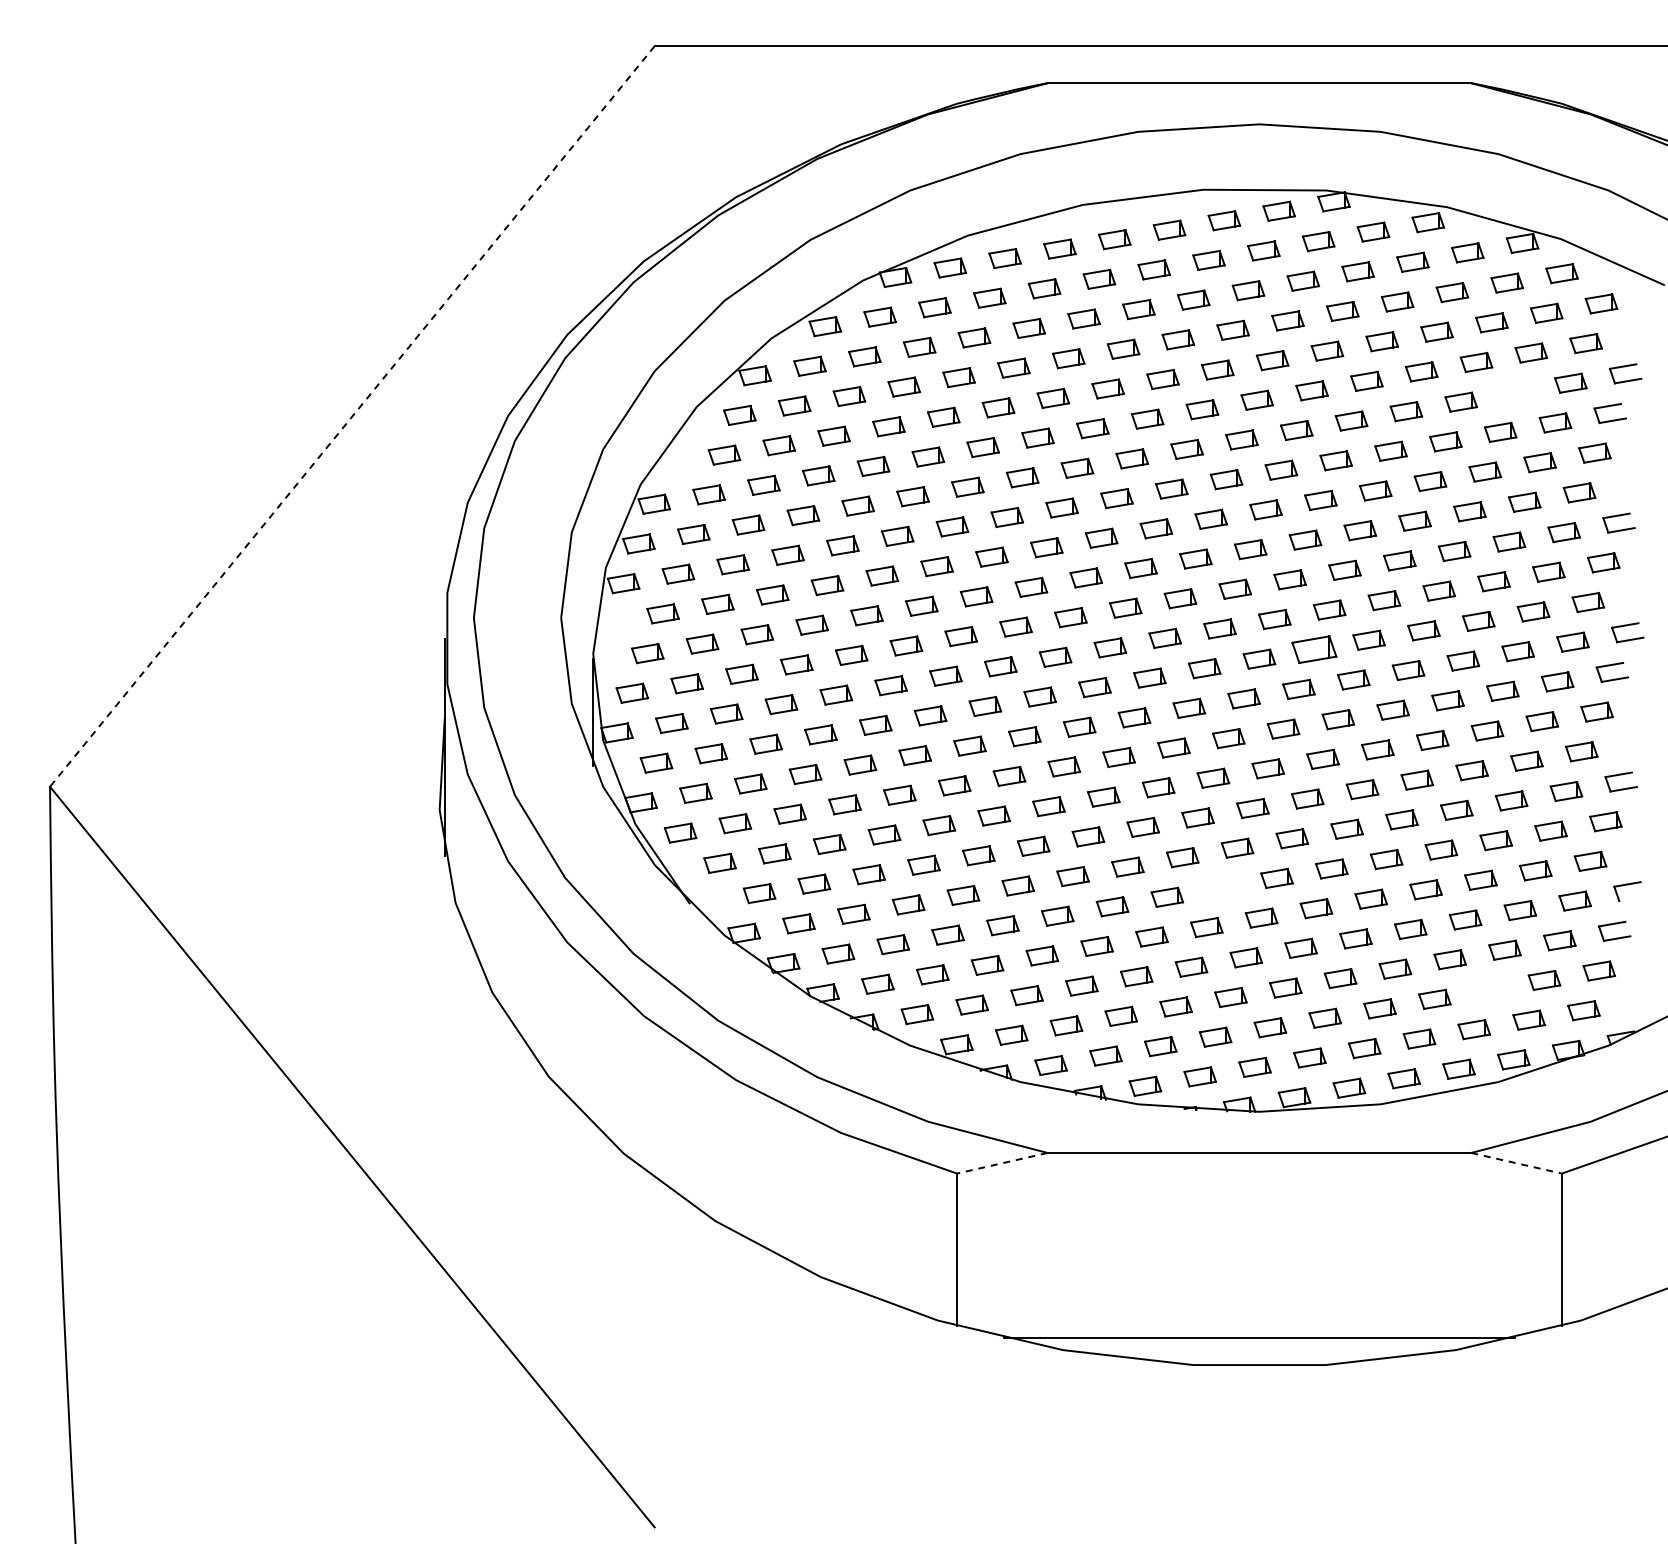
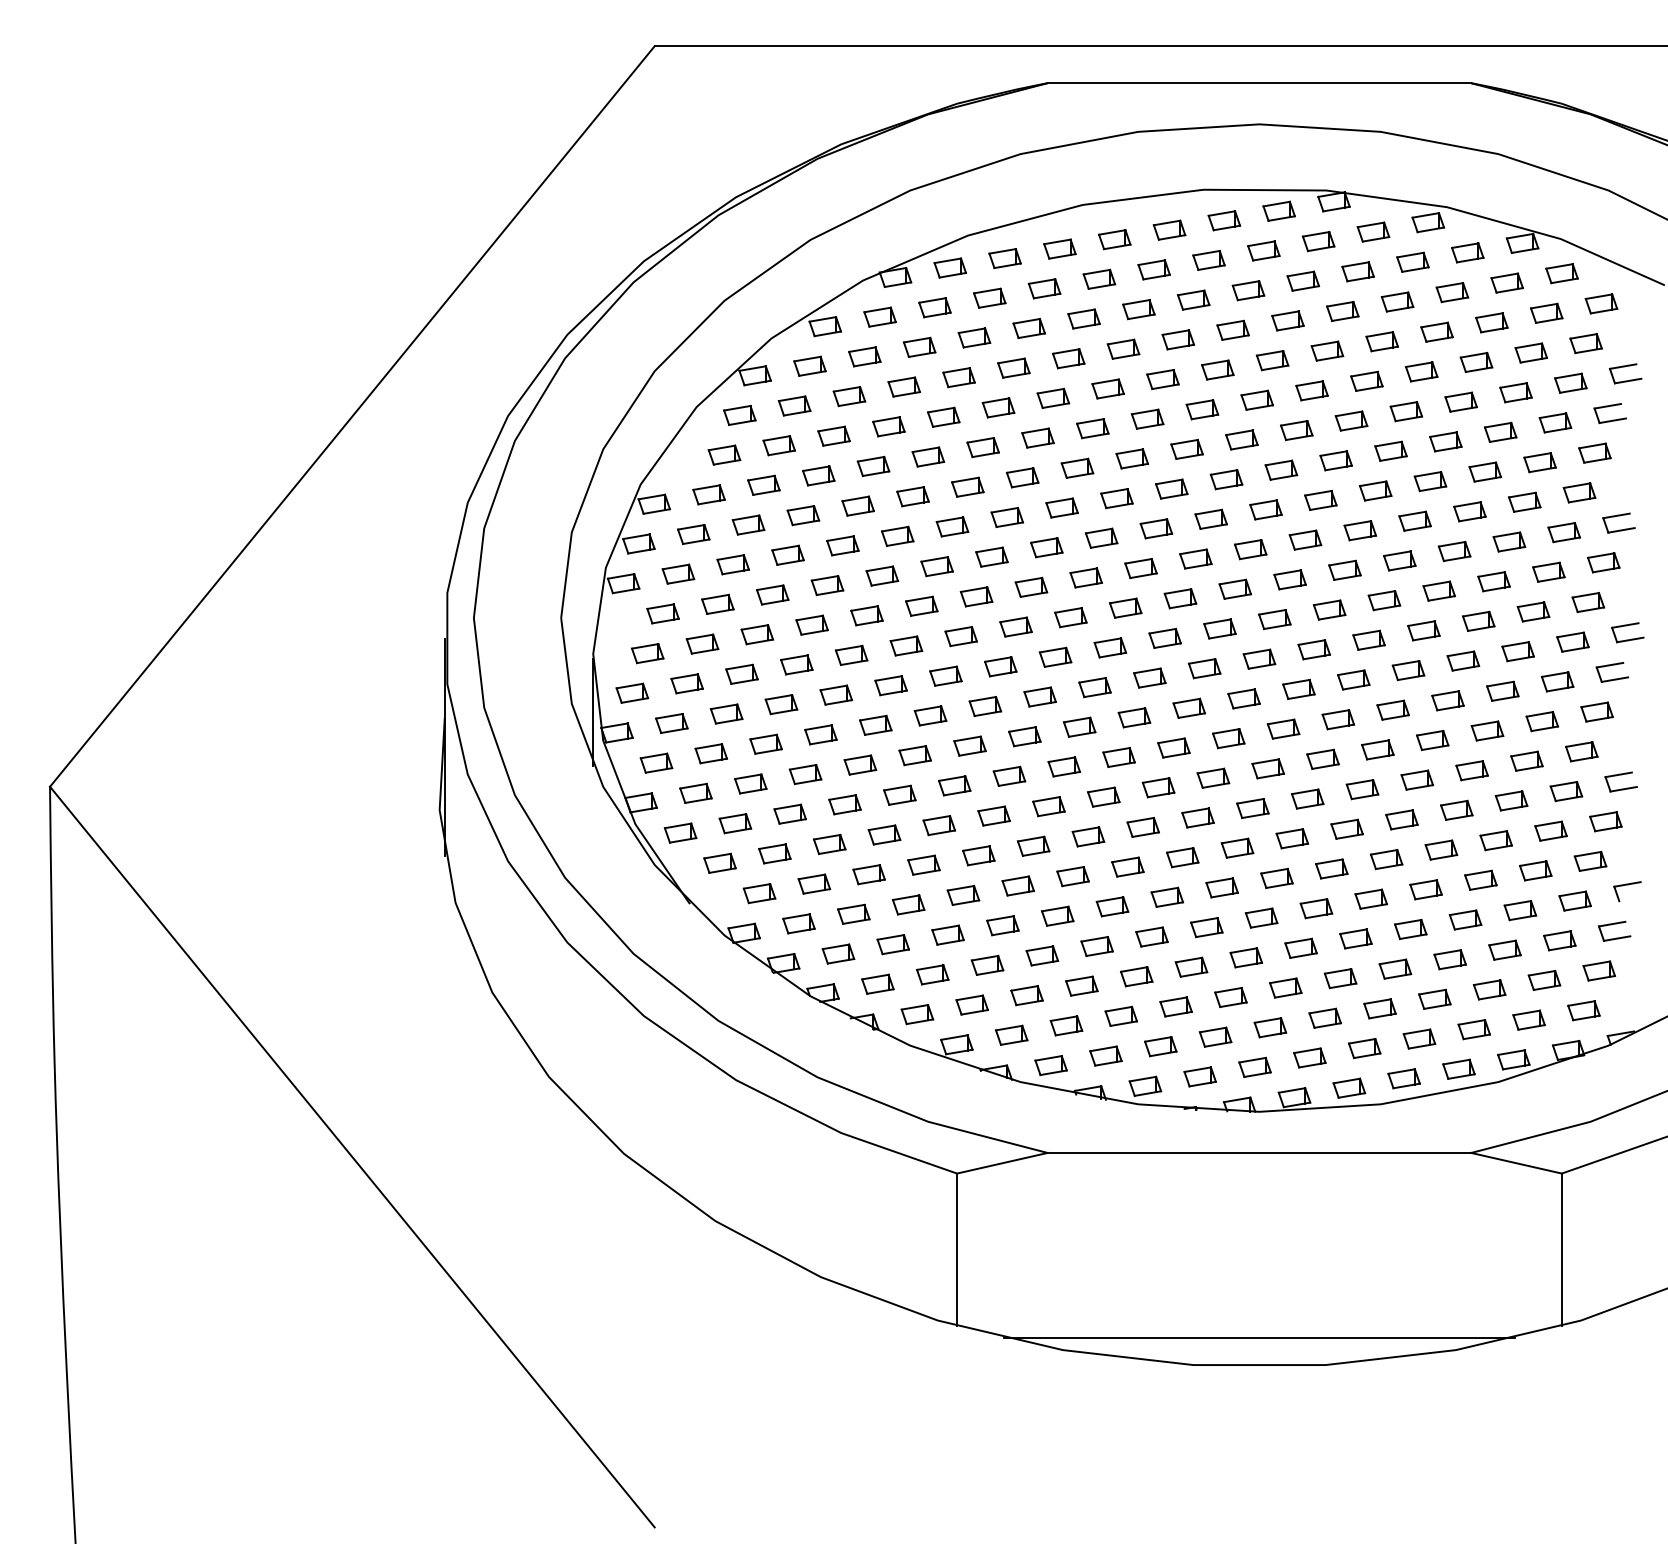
part: none -> present (1515, 392)
line: dashed -> solid (352, 416)
part size: 47x29 px -> 34x22 px (1313, 649)
part: none -> present (1221, 887)
part: none -> present (1489, 989)
line: dashed -> solid (1001, 1163)
line: dashed -> solid (1517, 1163)
